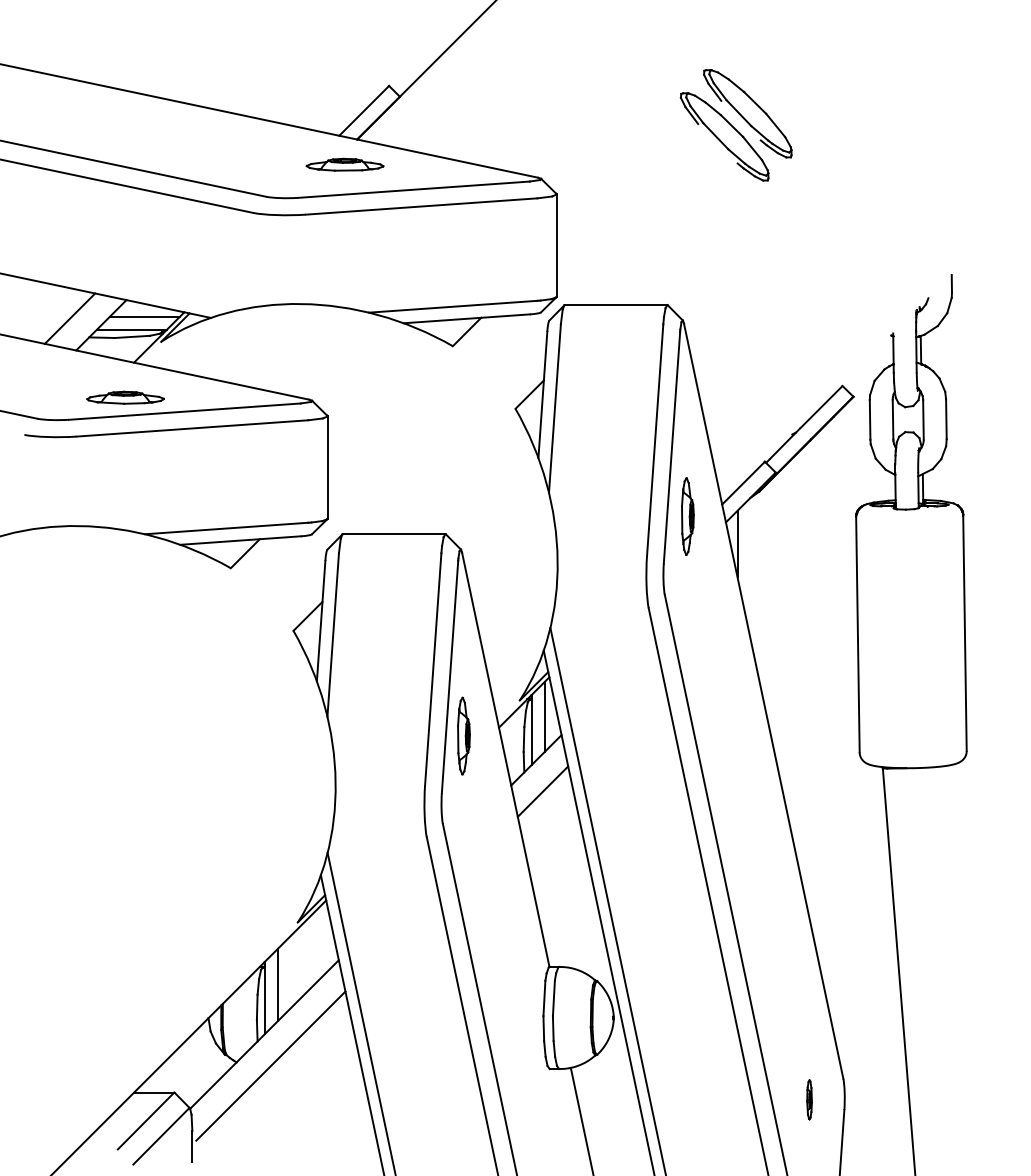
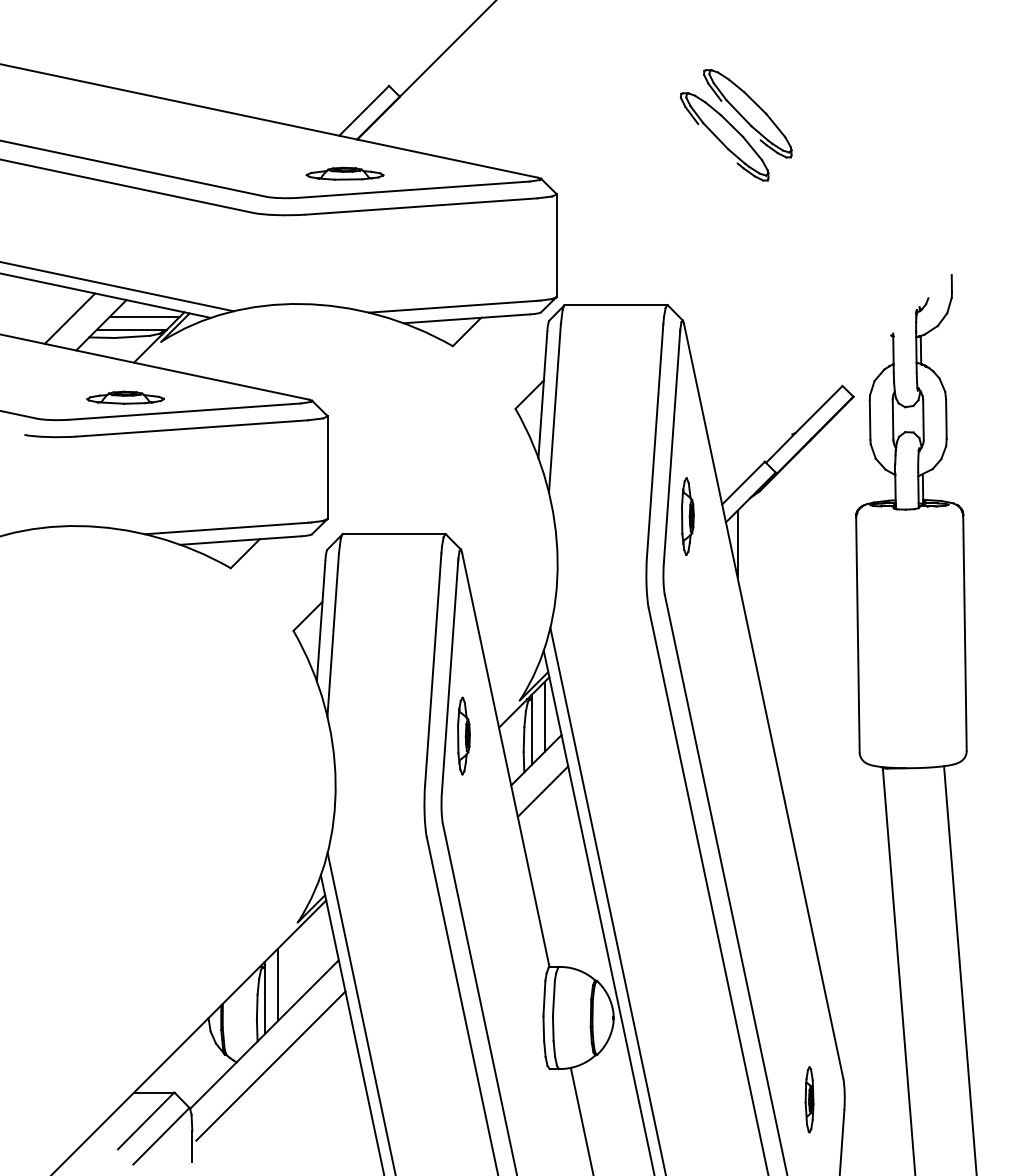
part position: (344, 164) -> (344, 173) (344, 173)
line: none -> present (117, 286)
line: none -> present (960, 969)
part size: 7x42 px -> 11x68 px (809, 1099)
